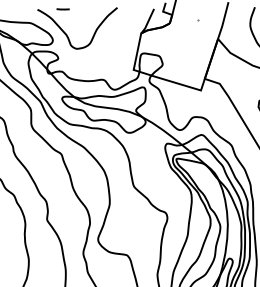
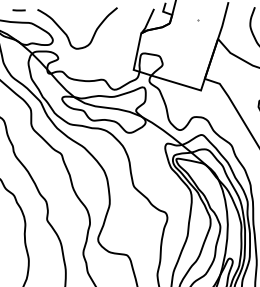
line position: (62, 9) -> (18, 10) (18, 10)
